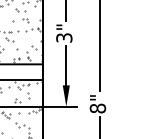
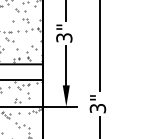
text: 8" -> 3" (97, 108)
